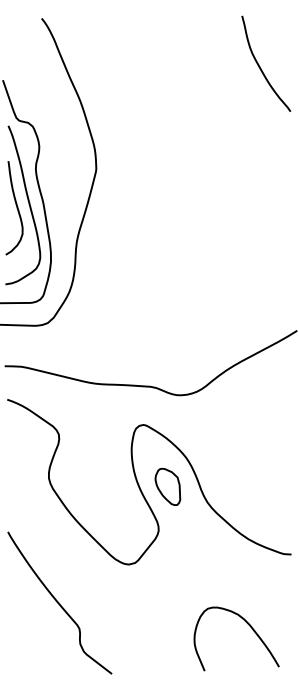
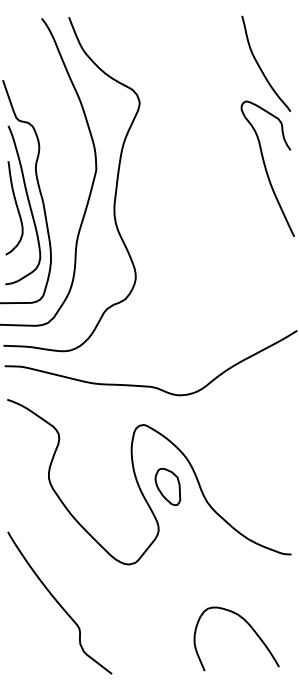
curve: none -> present (266, 168)
curve: none -> present (115, 185)
